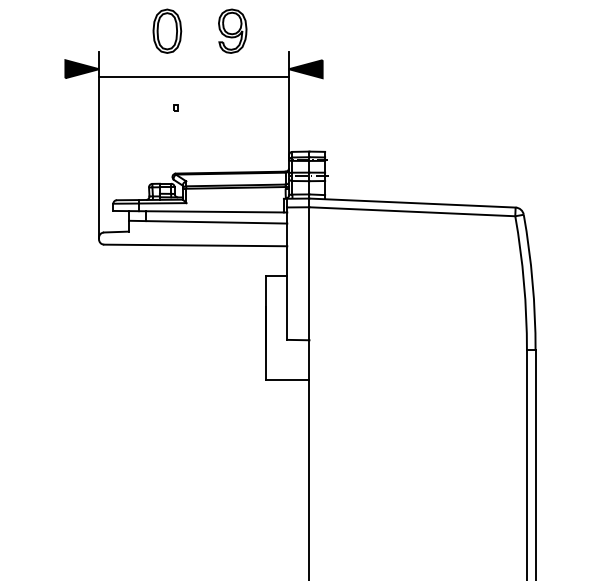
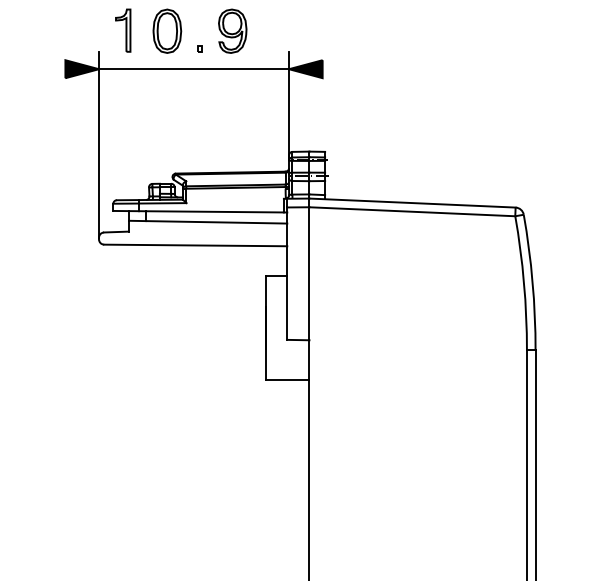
part: none -> present (123, 30)
line position: (194, 77) -> (194, 69) (194, 69)
part position: (175, 107) -> (199, 48) (199, 48)
